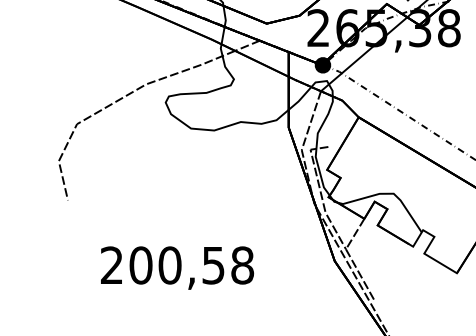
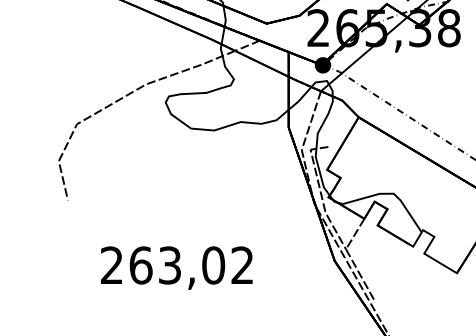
text: 200,58 -> 263,02 (191, 265)
